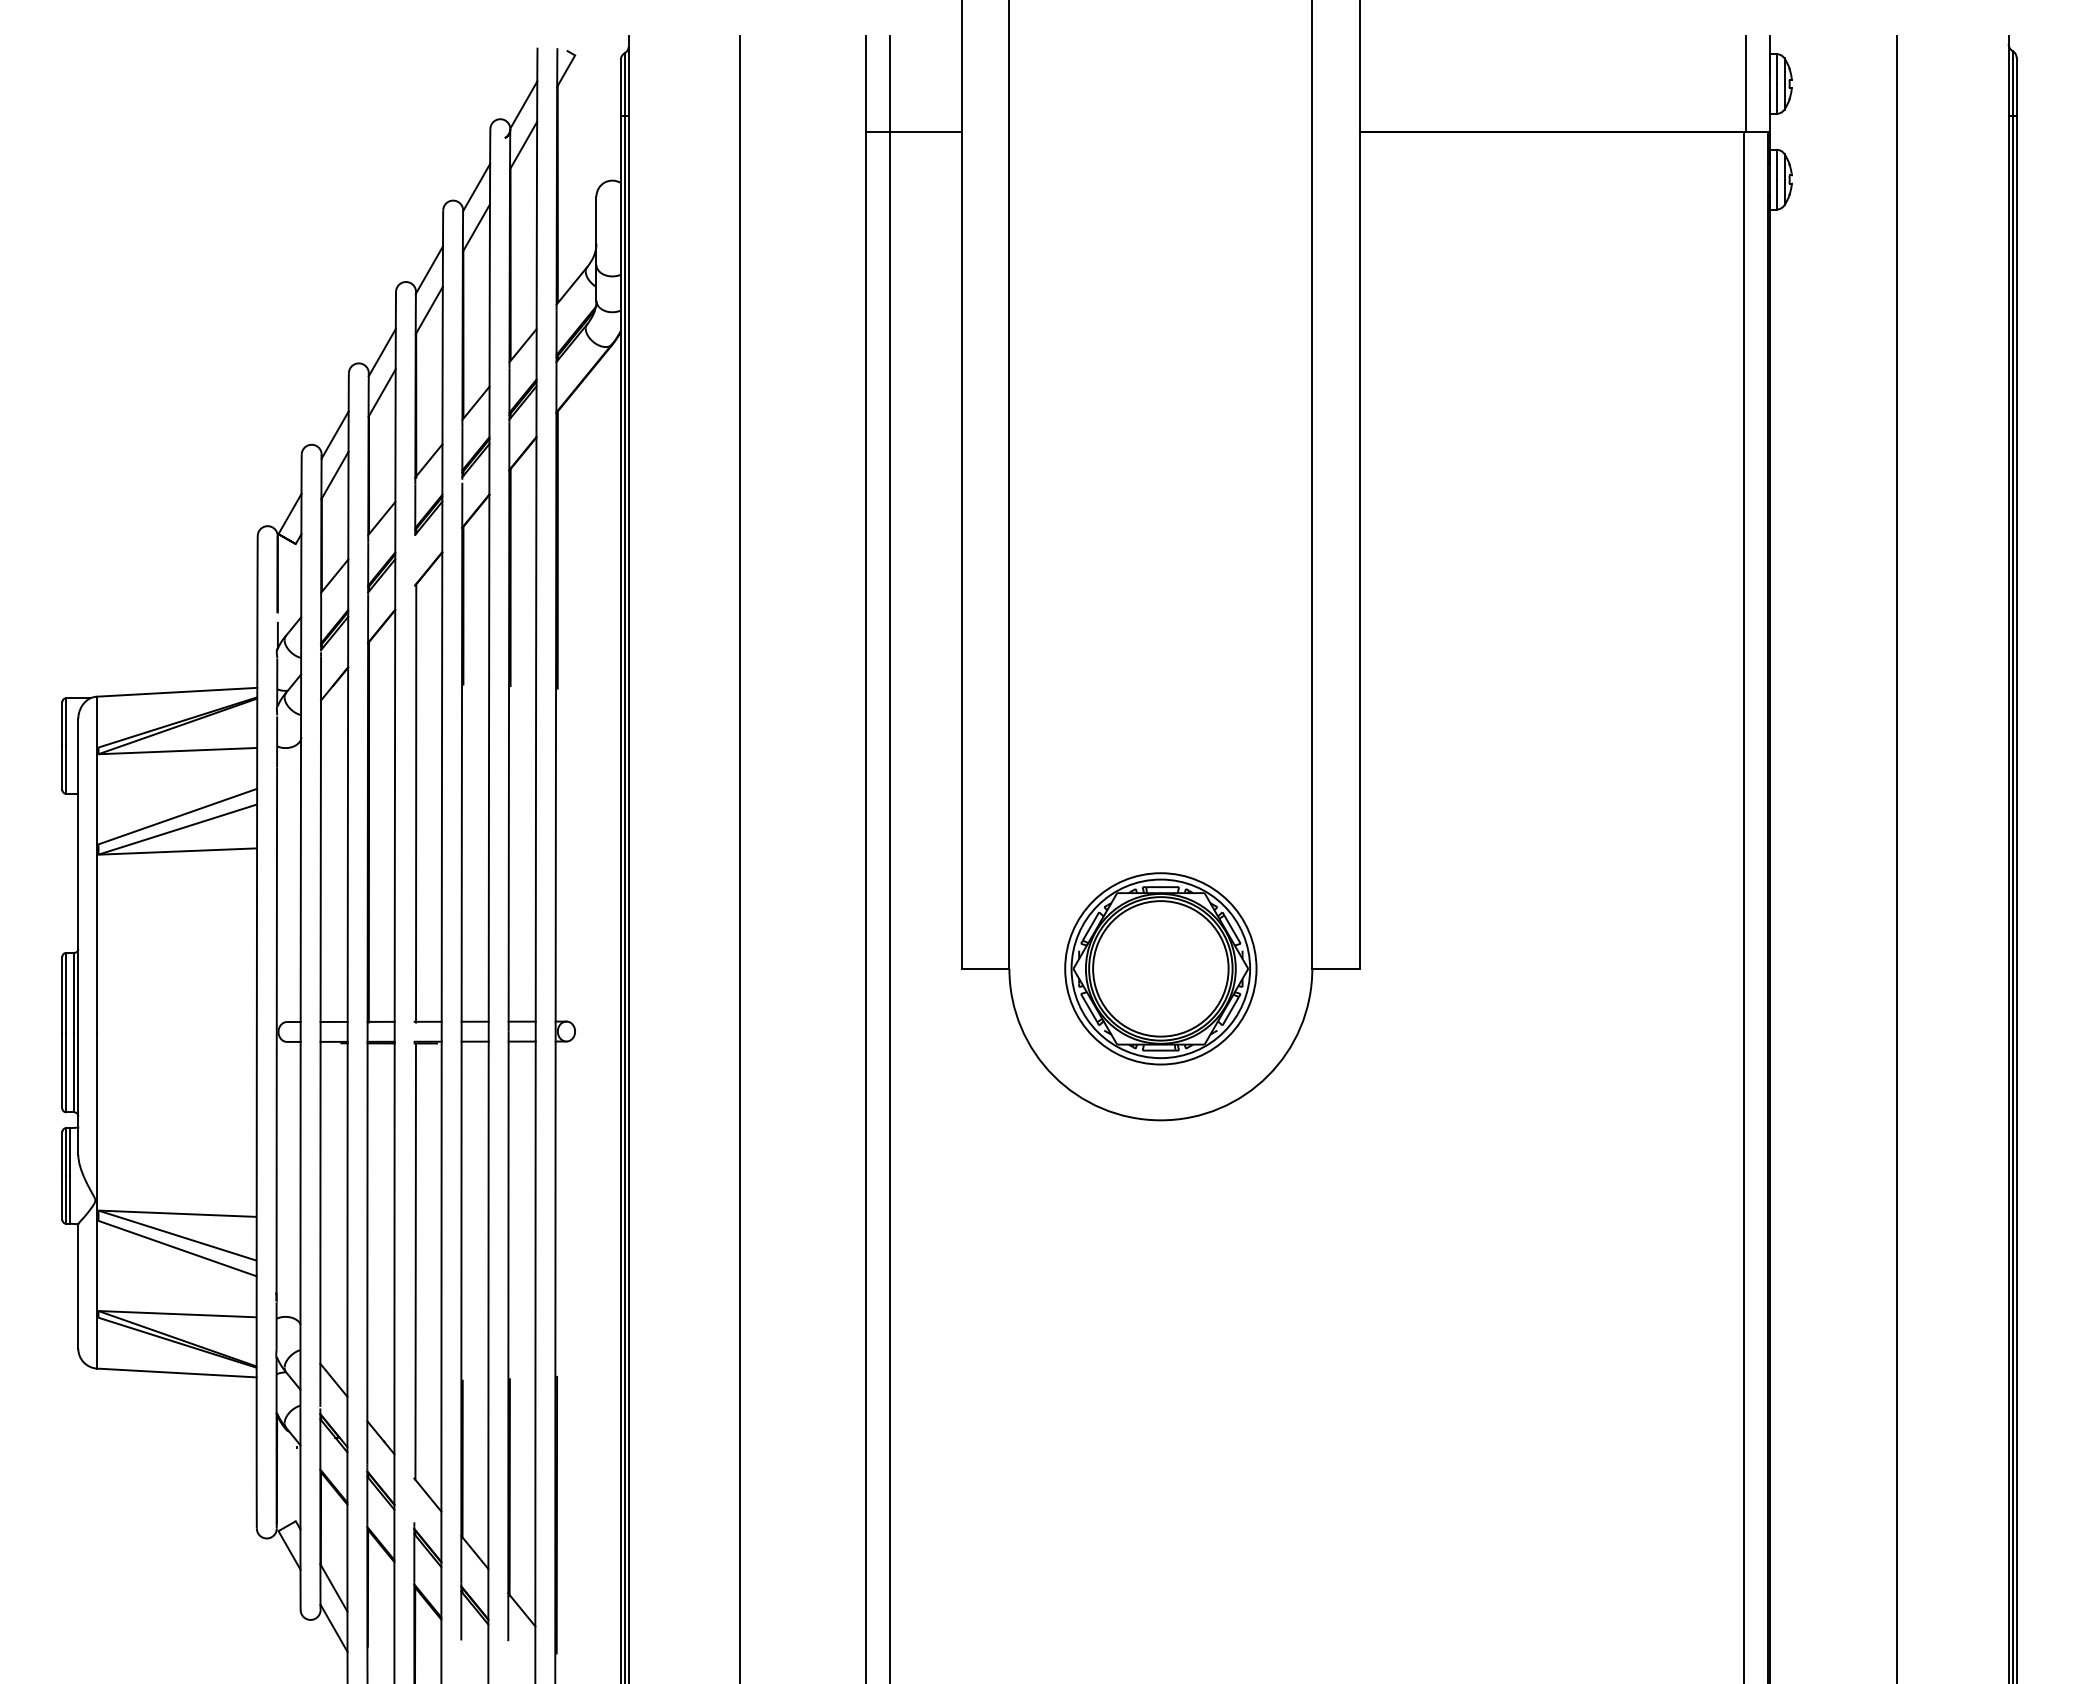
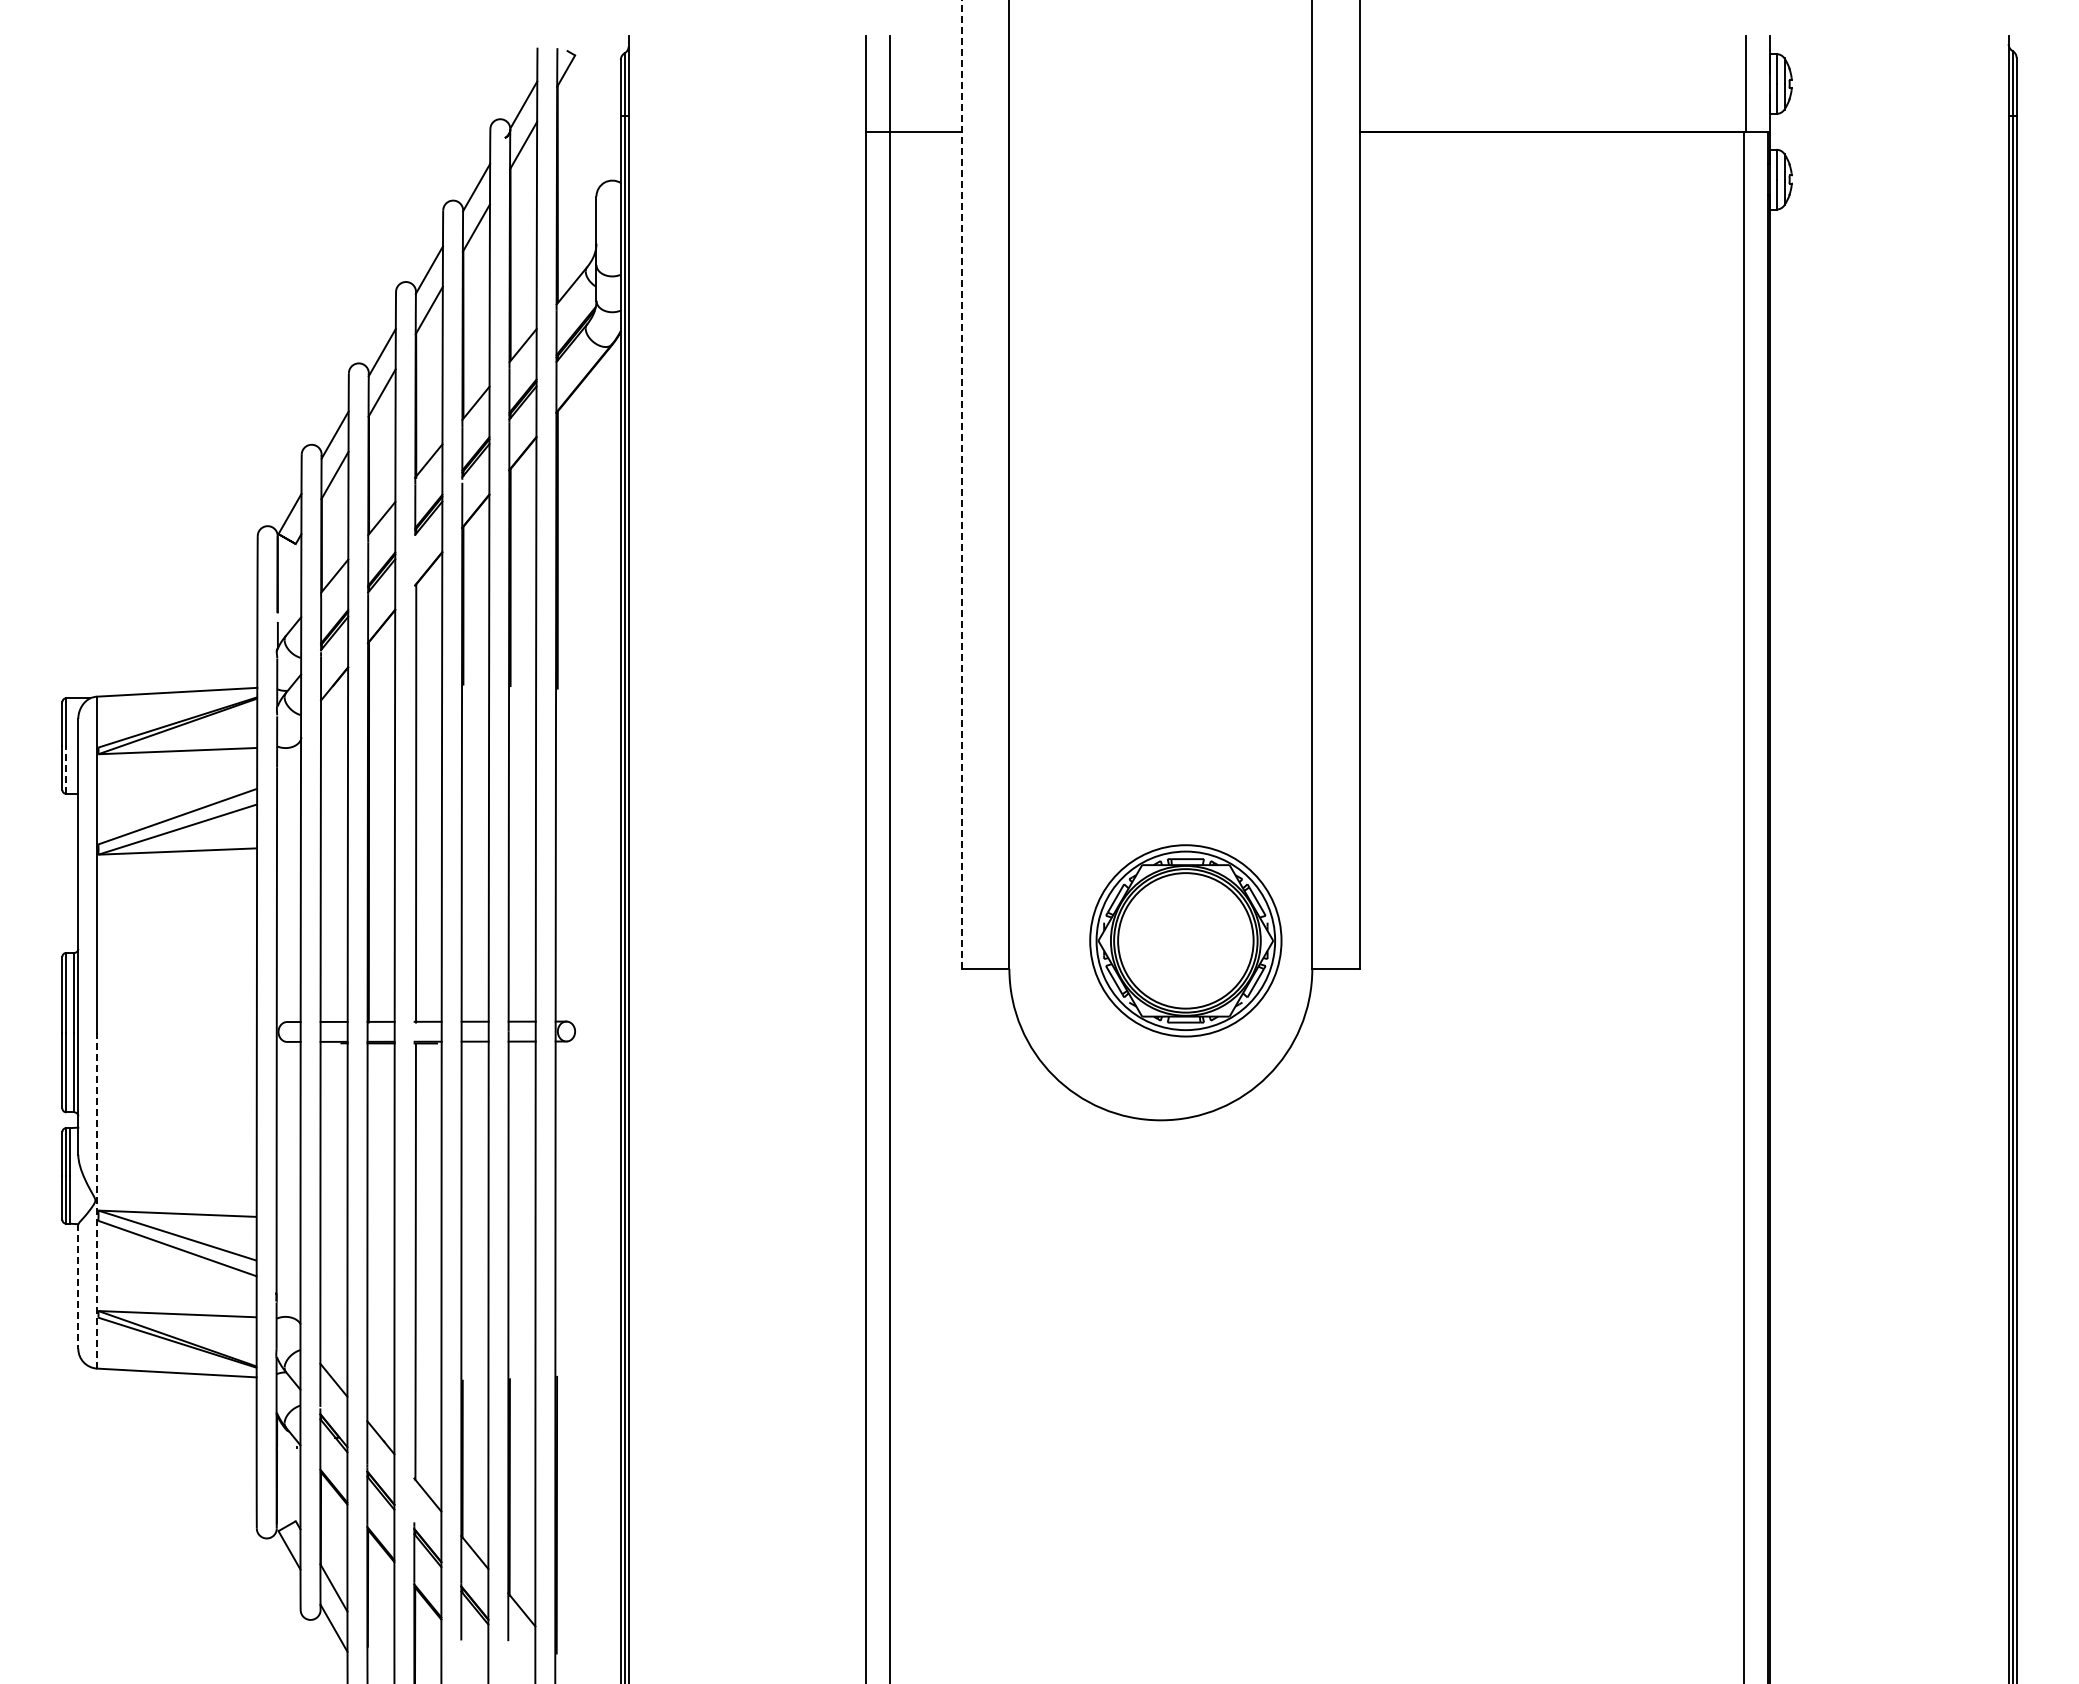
line: solid -> dashed (961, 484)
line: solid -> dashed (66, 769)
line: present -> none (740, 858)
line: present -> none (1897, 858)
part position: (1160, 968) -> (1185, 940) (1185, 940)
line: solid -> dashed (97, 1200)
line: solid -> dashed (78, 1286)
